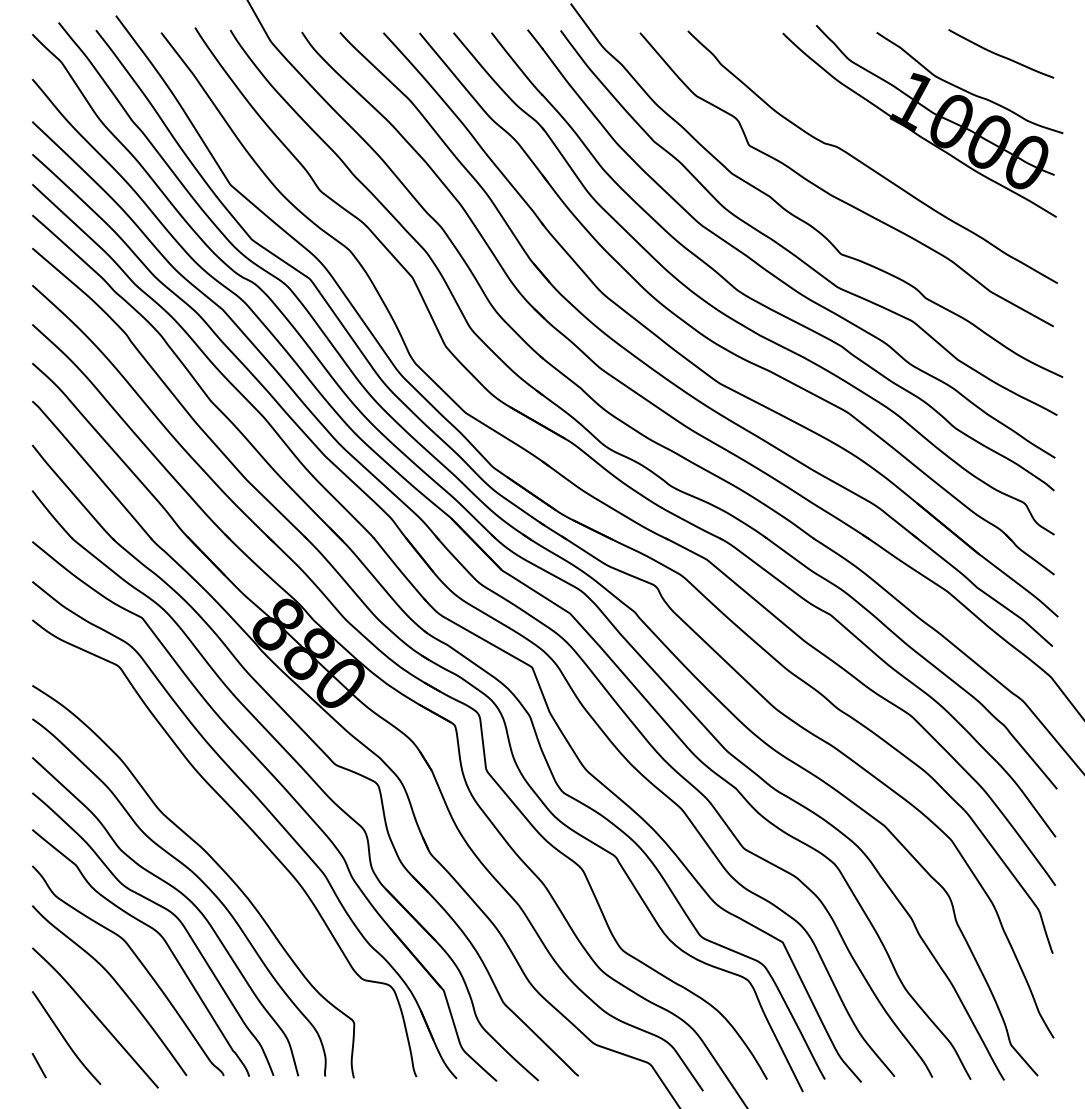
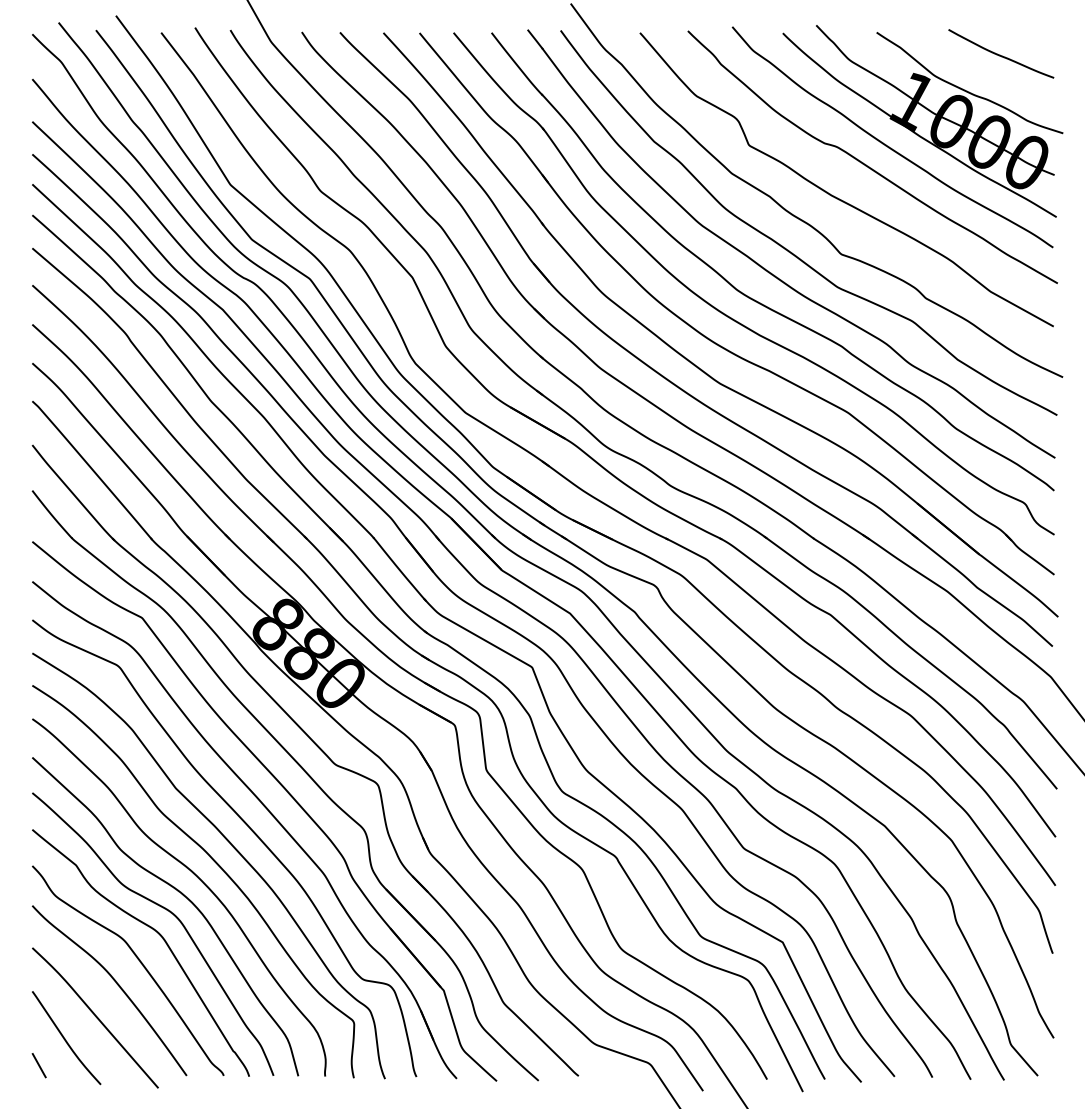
curve: none -> present (886, 144)
curve: none -> present (233, 848)
